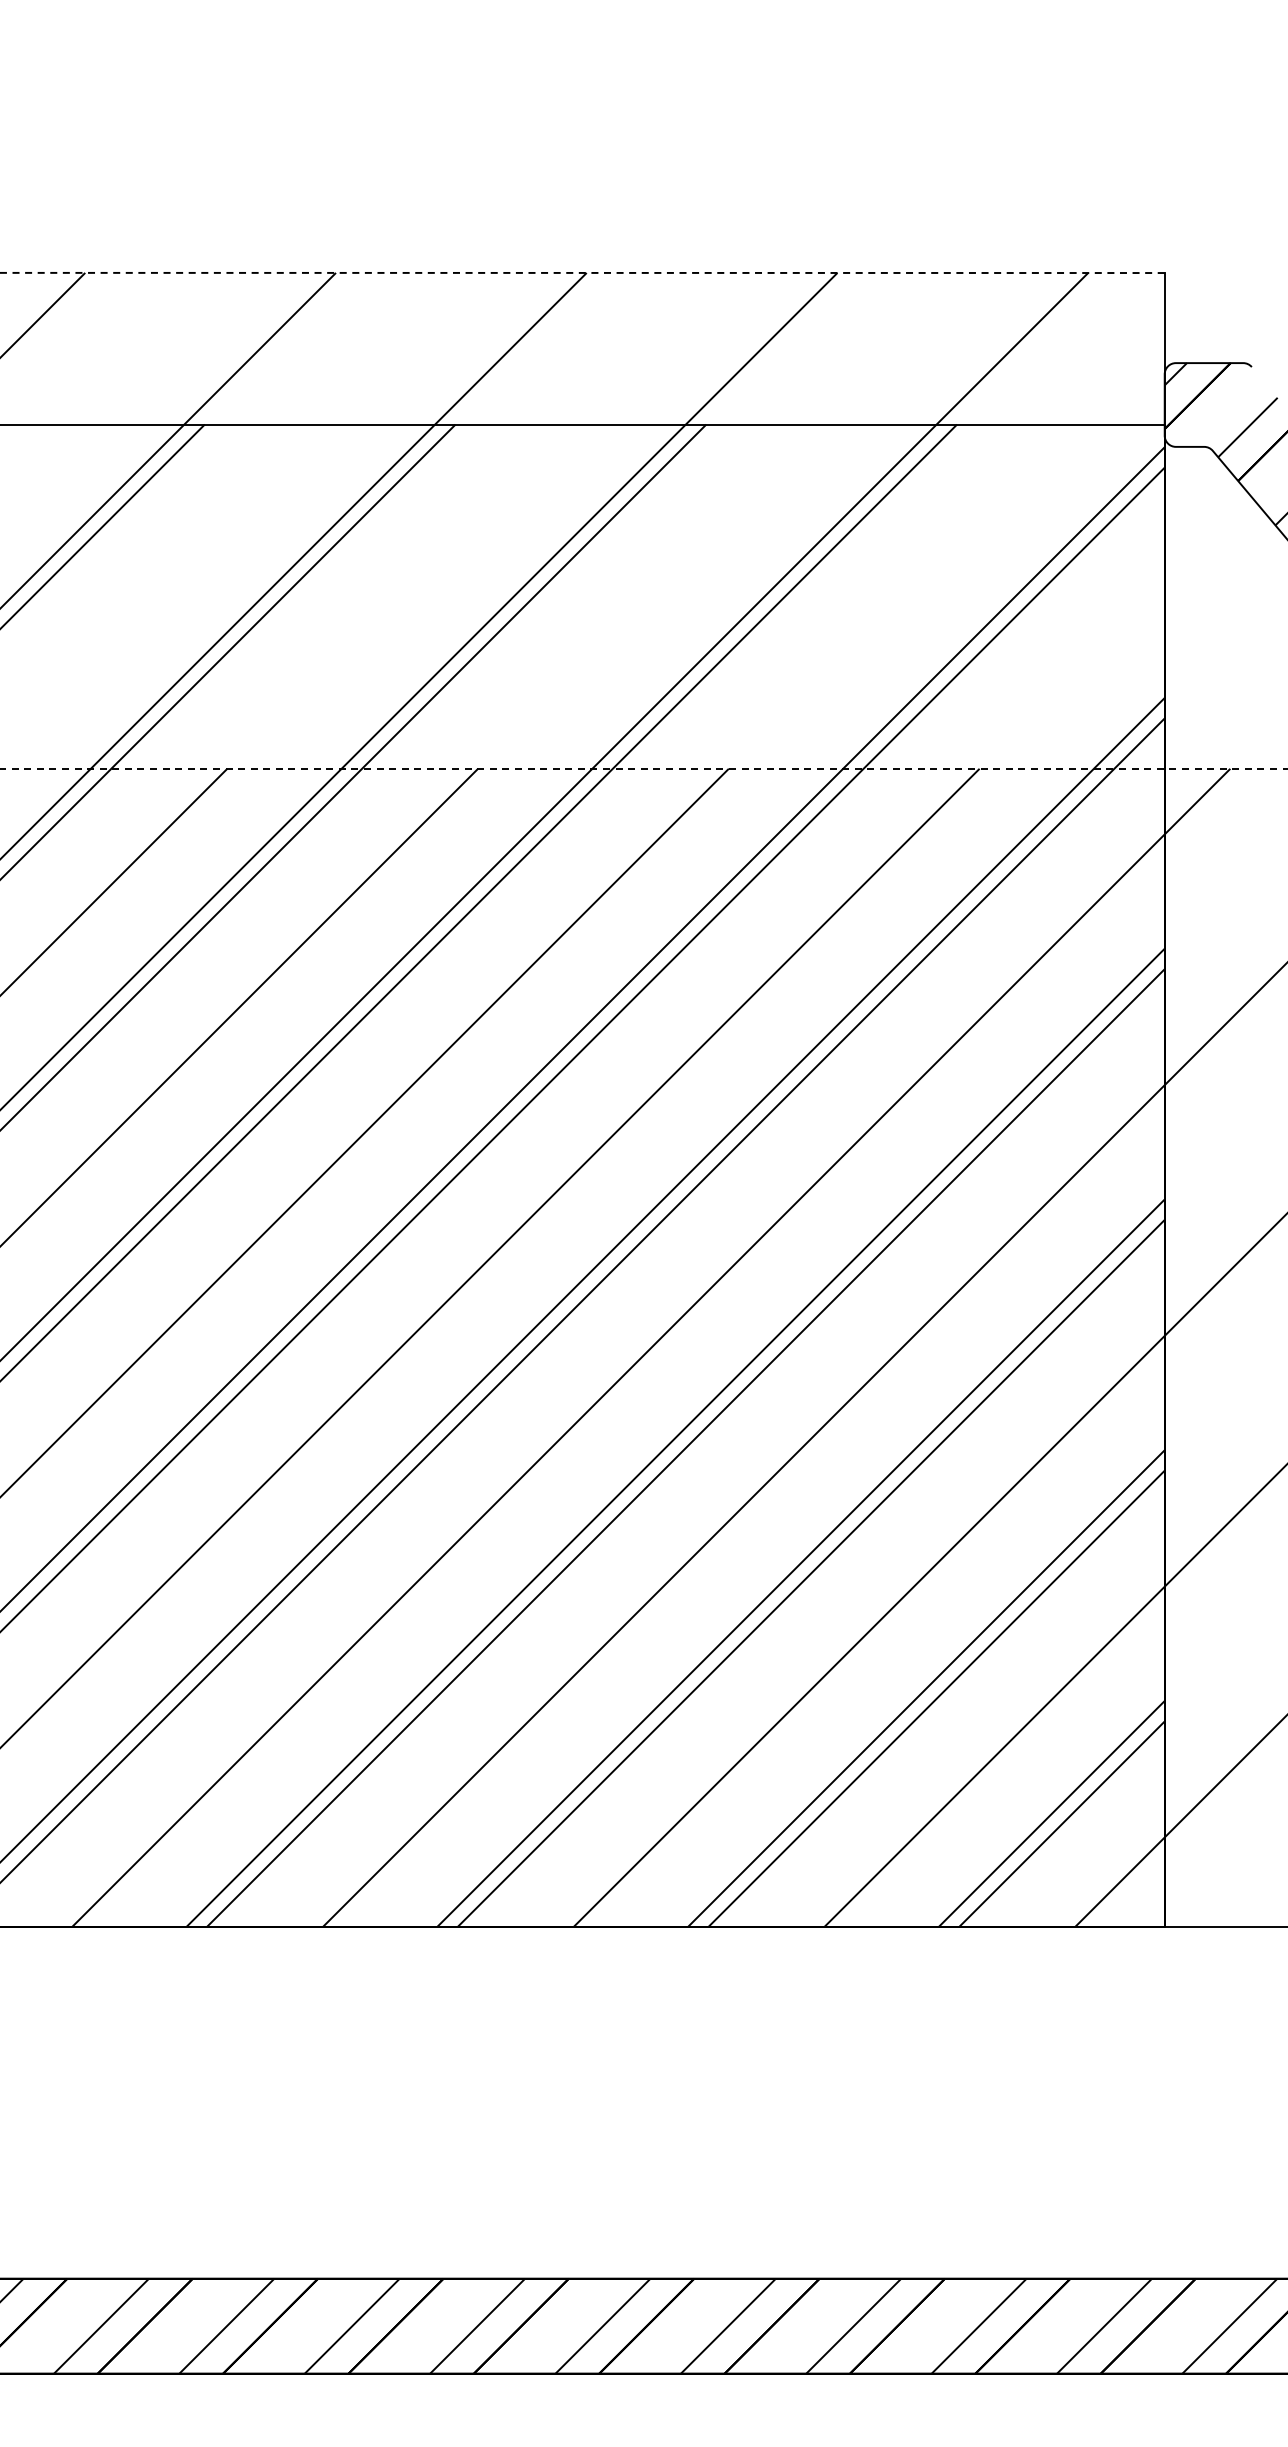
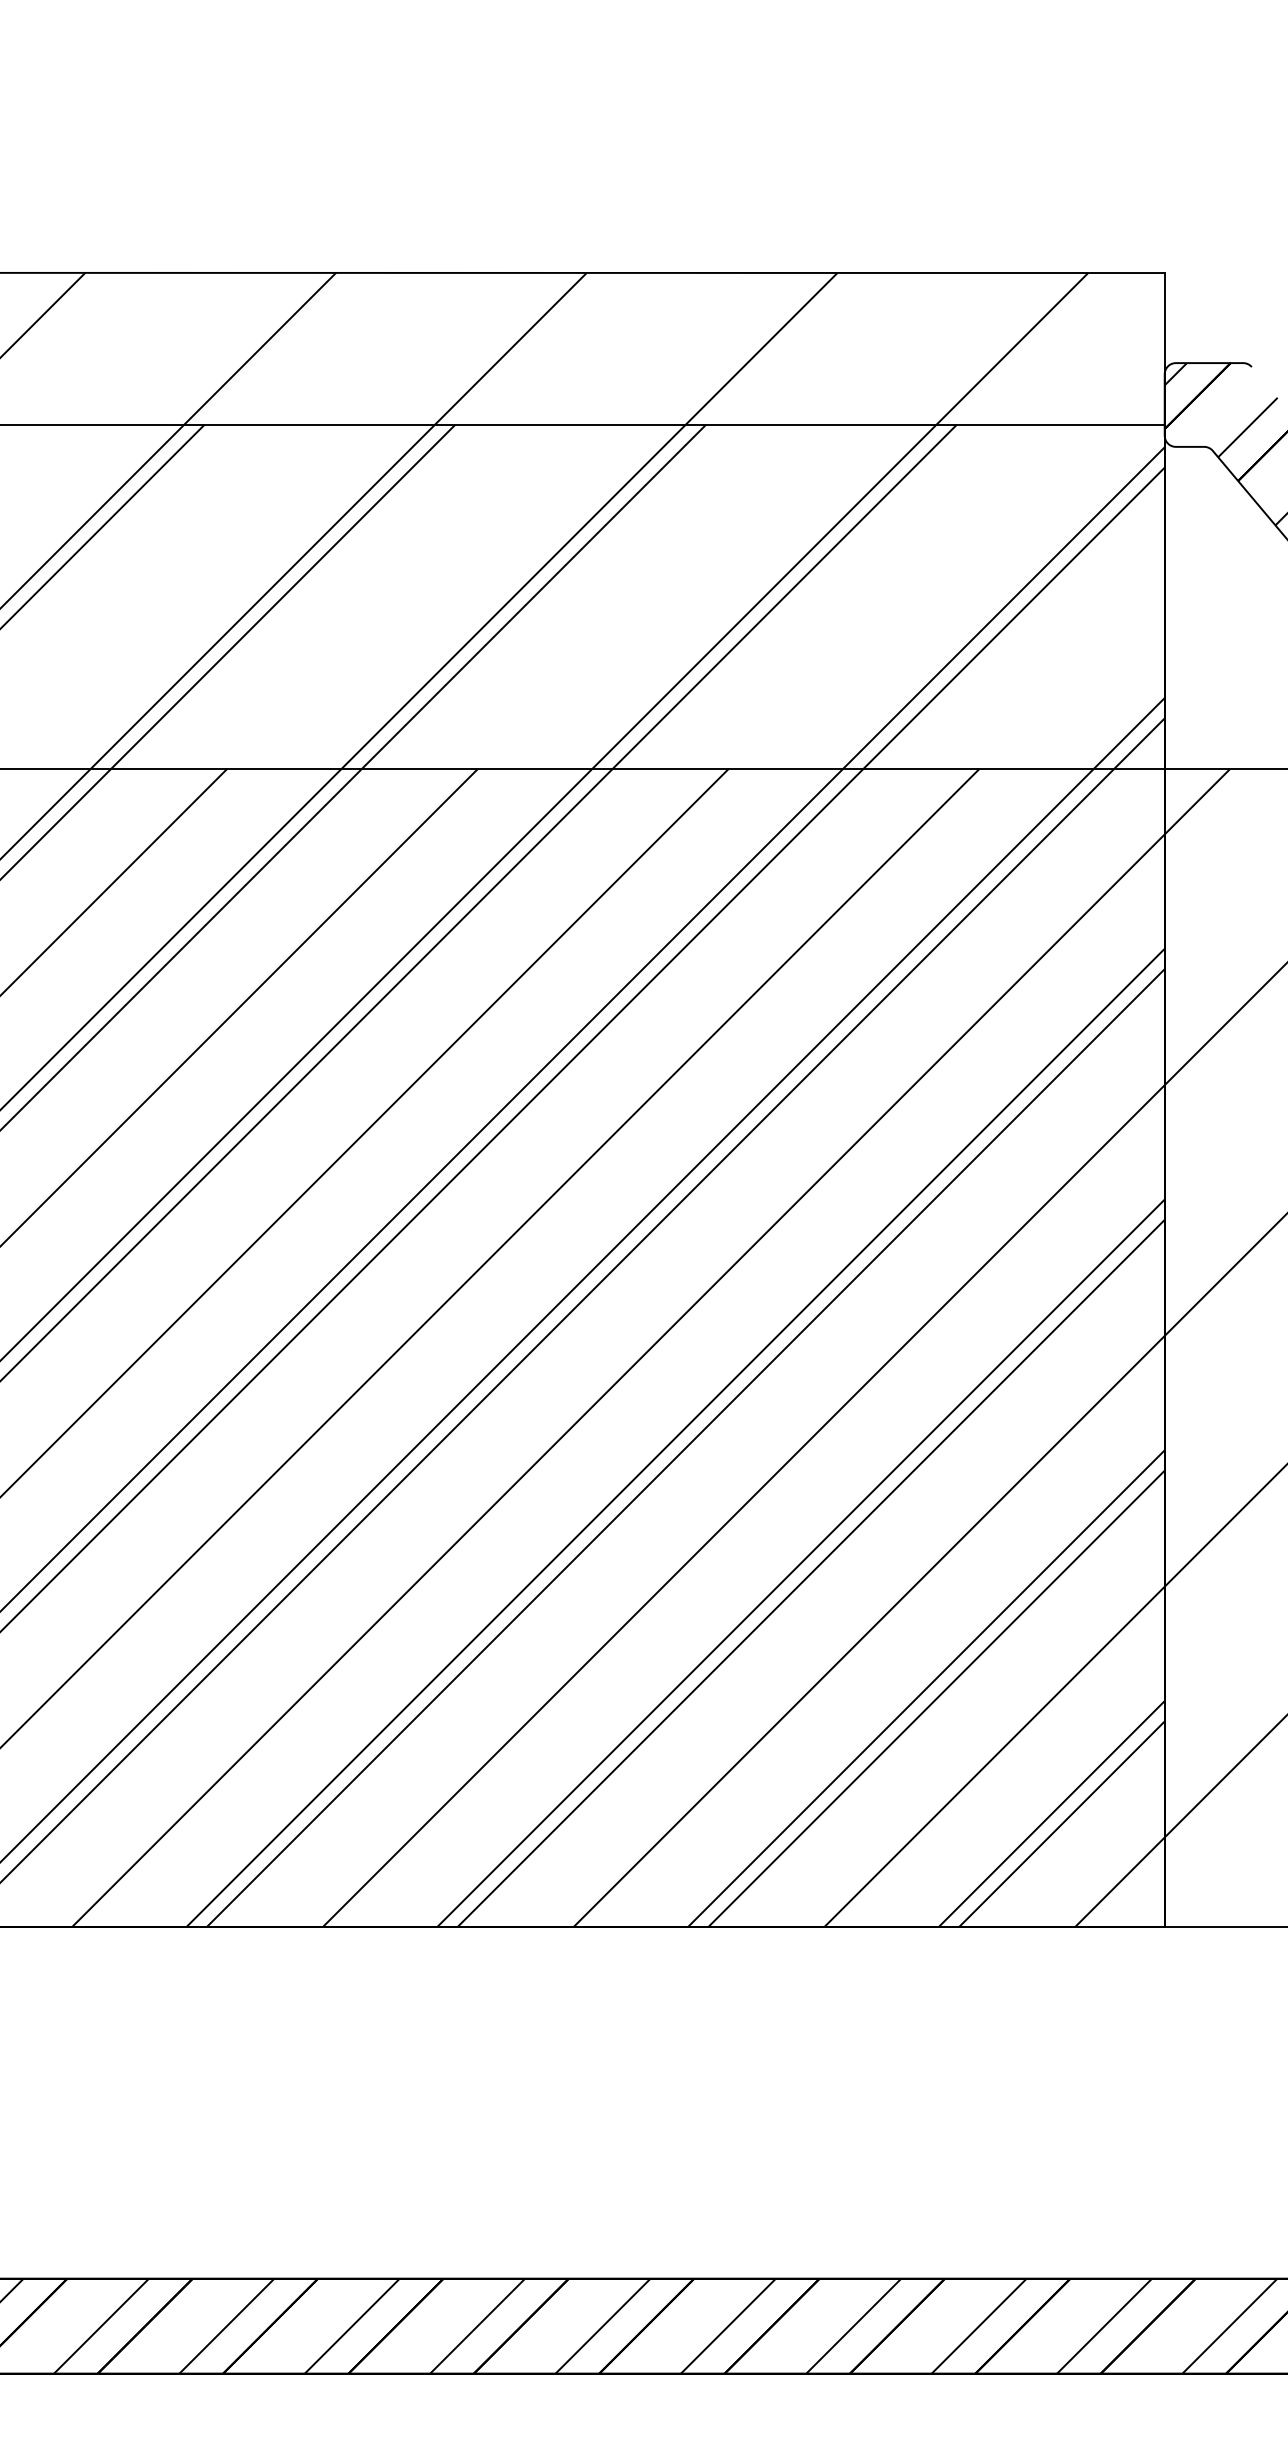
line: dashed -> solid (582, 272)
line: dashed -> solid (643, 768)
